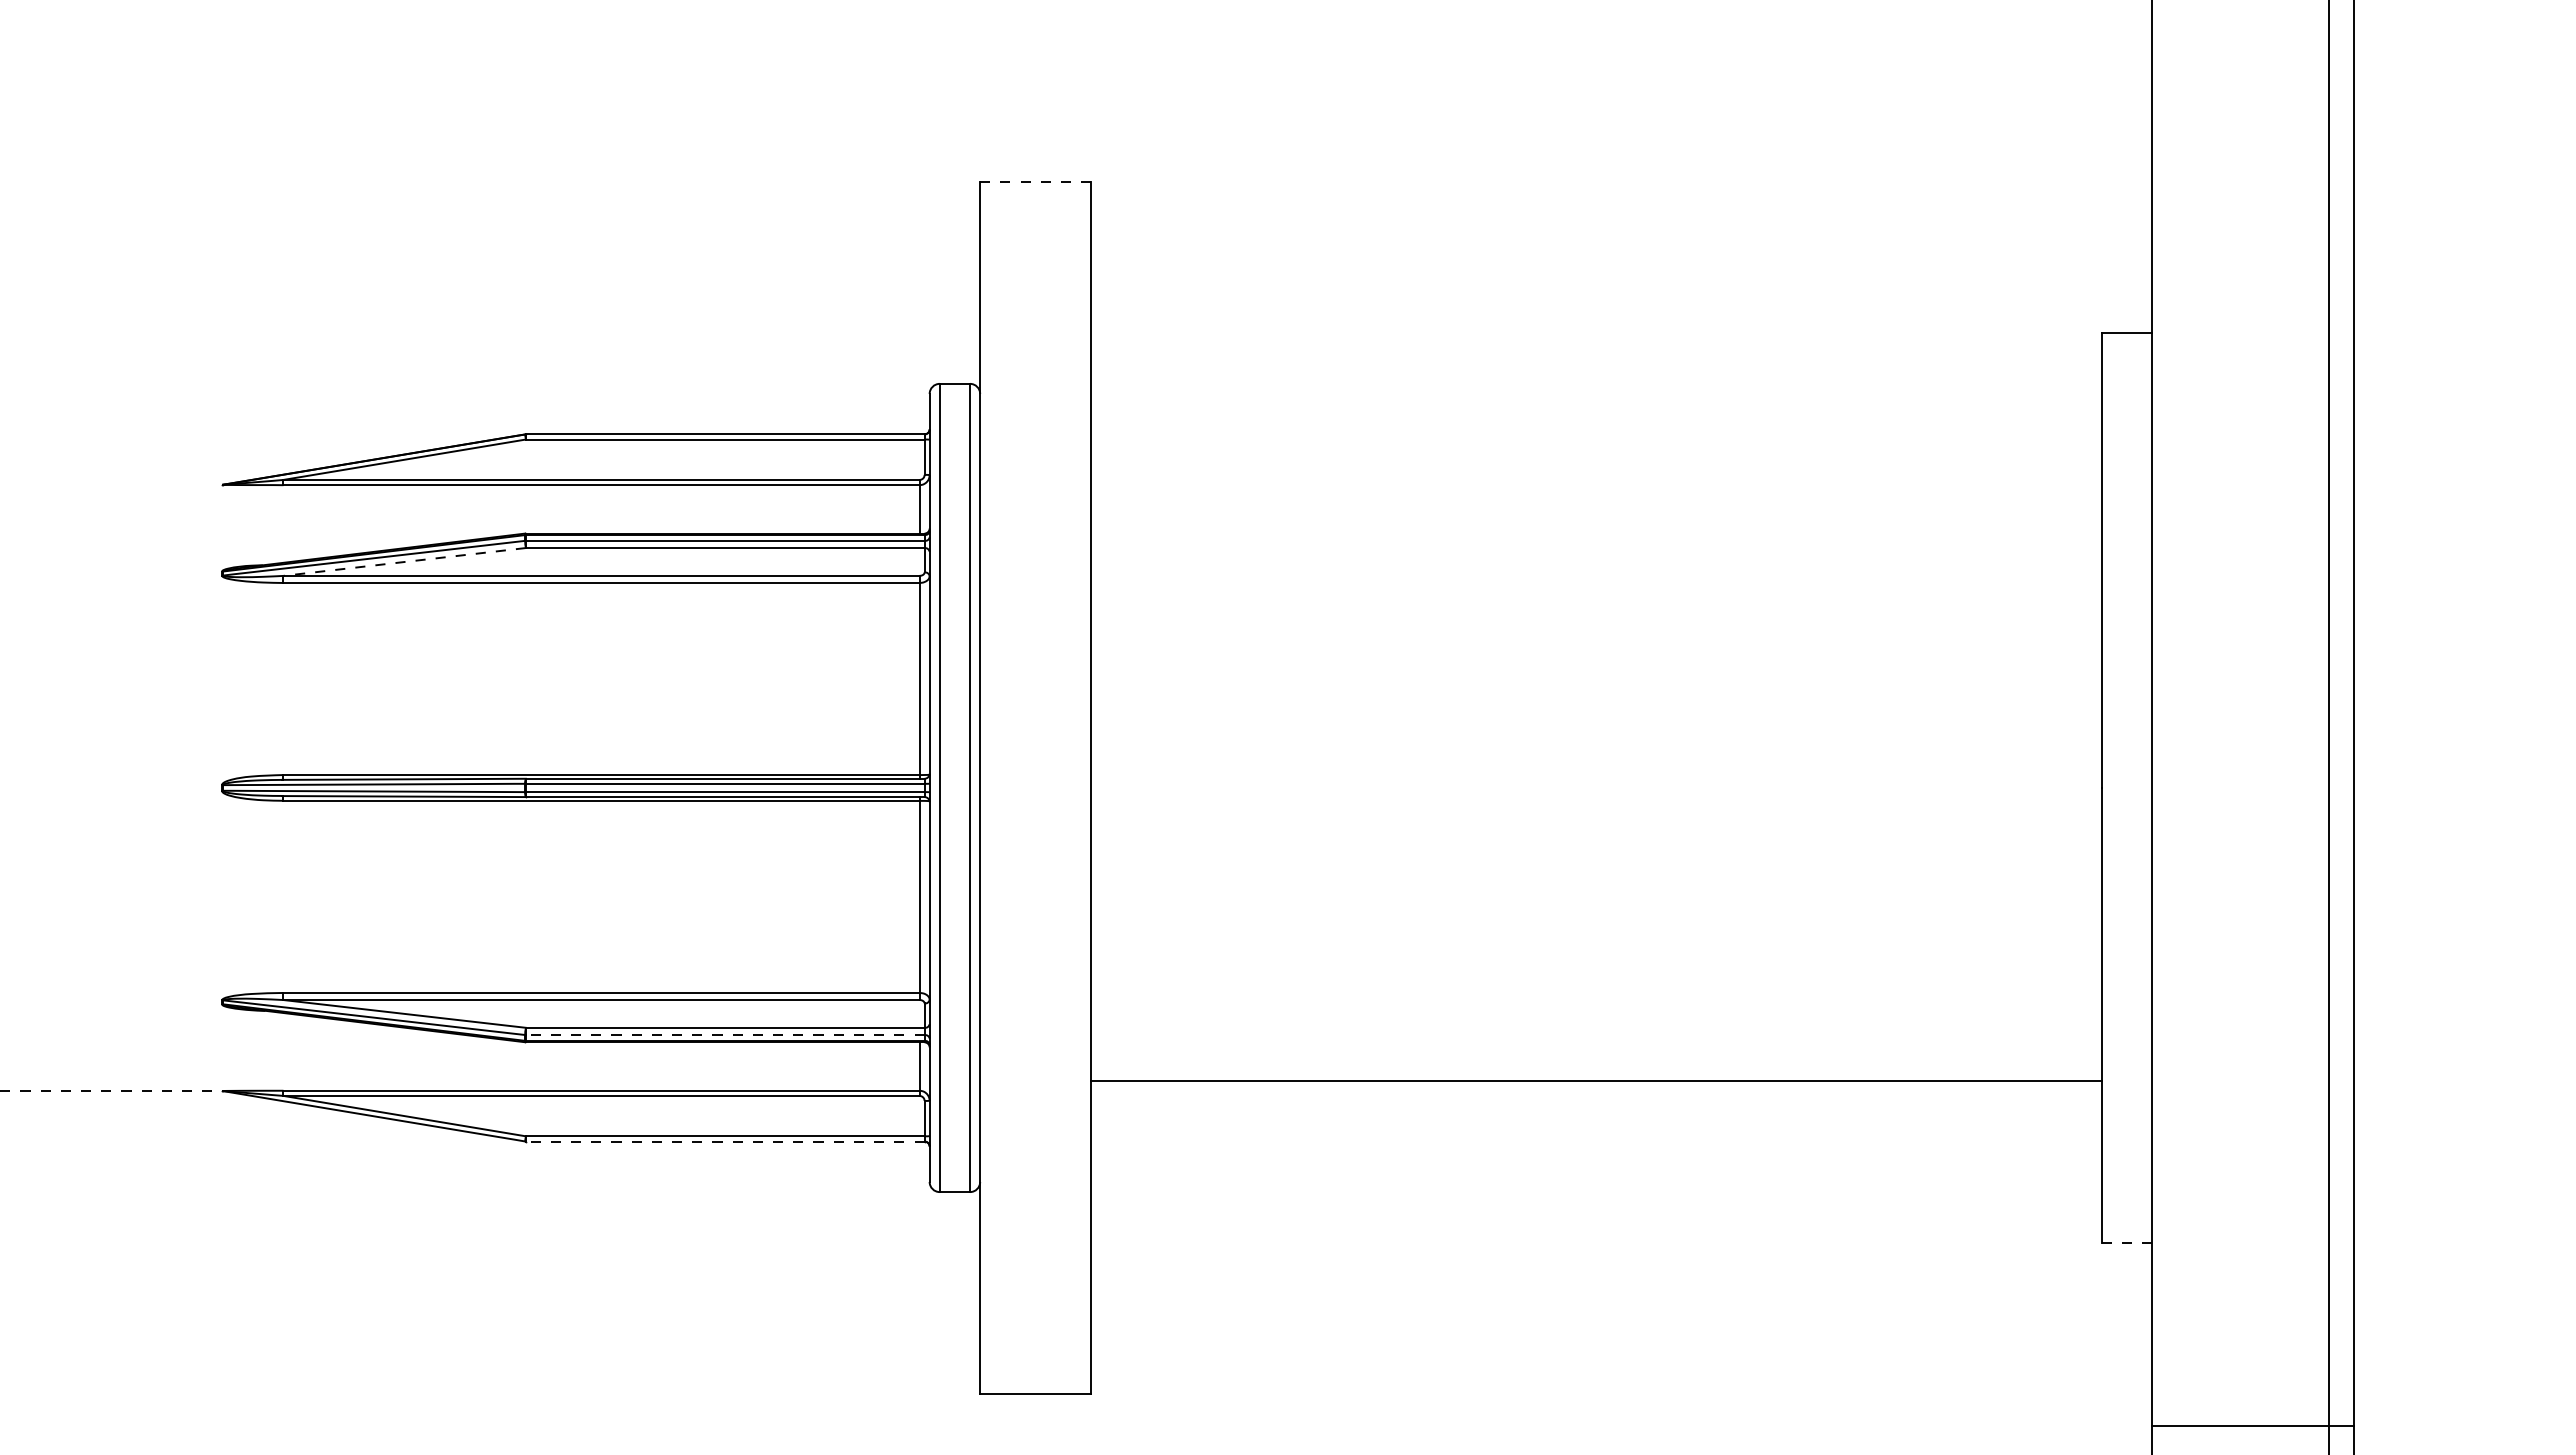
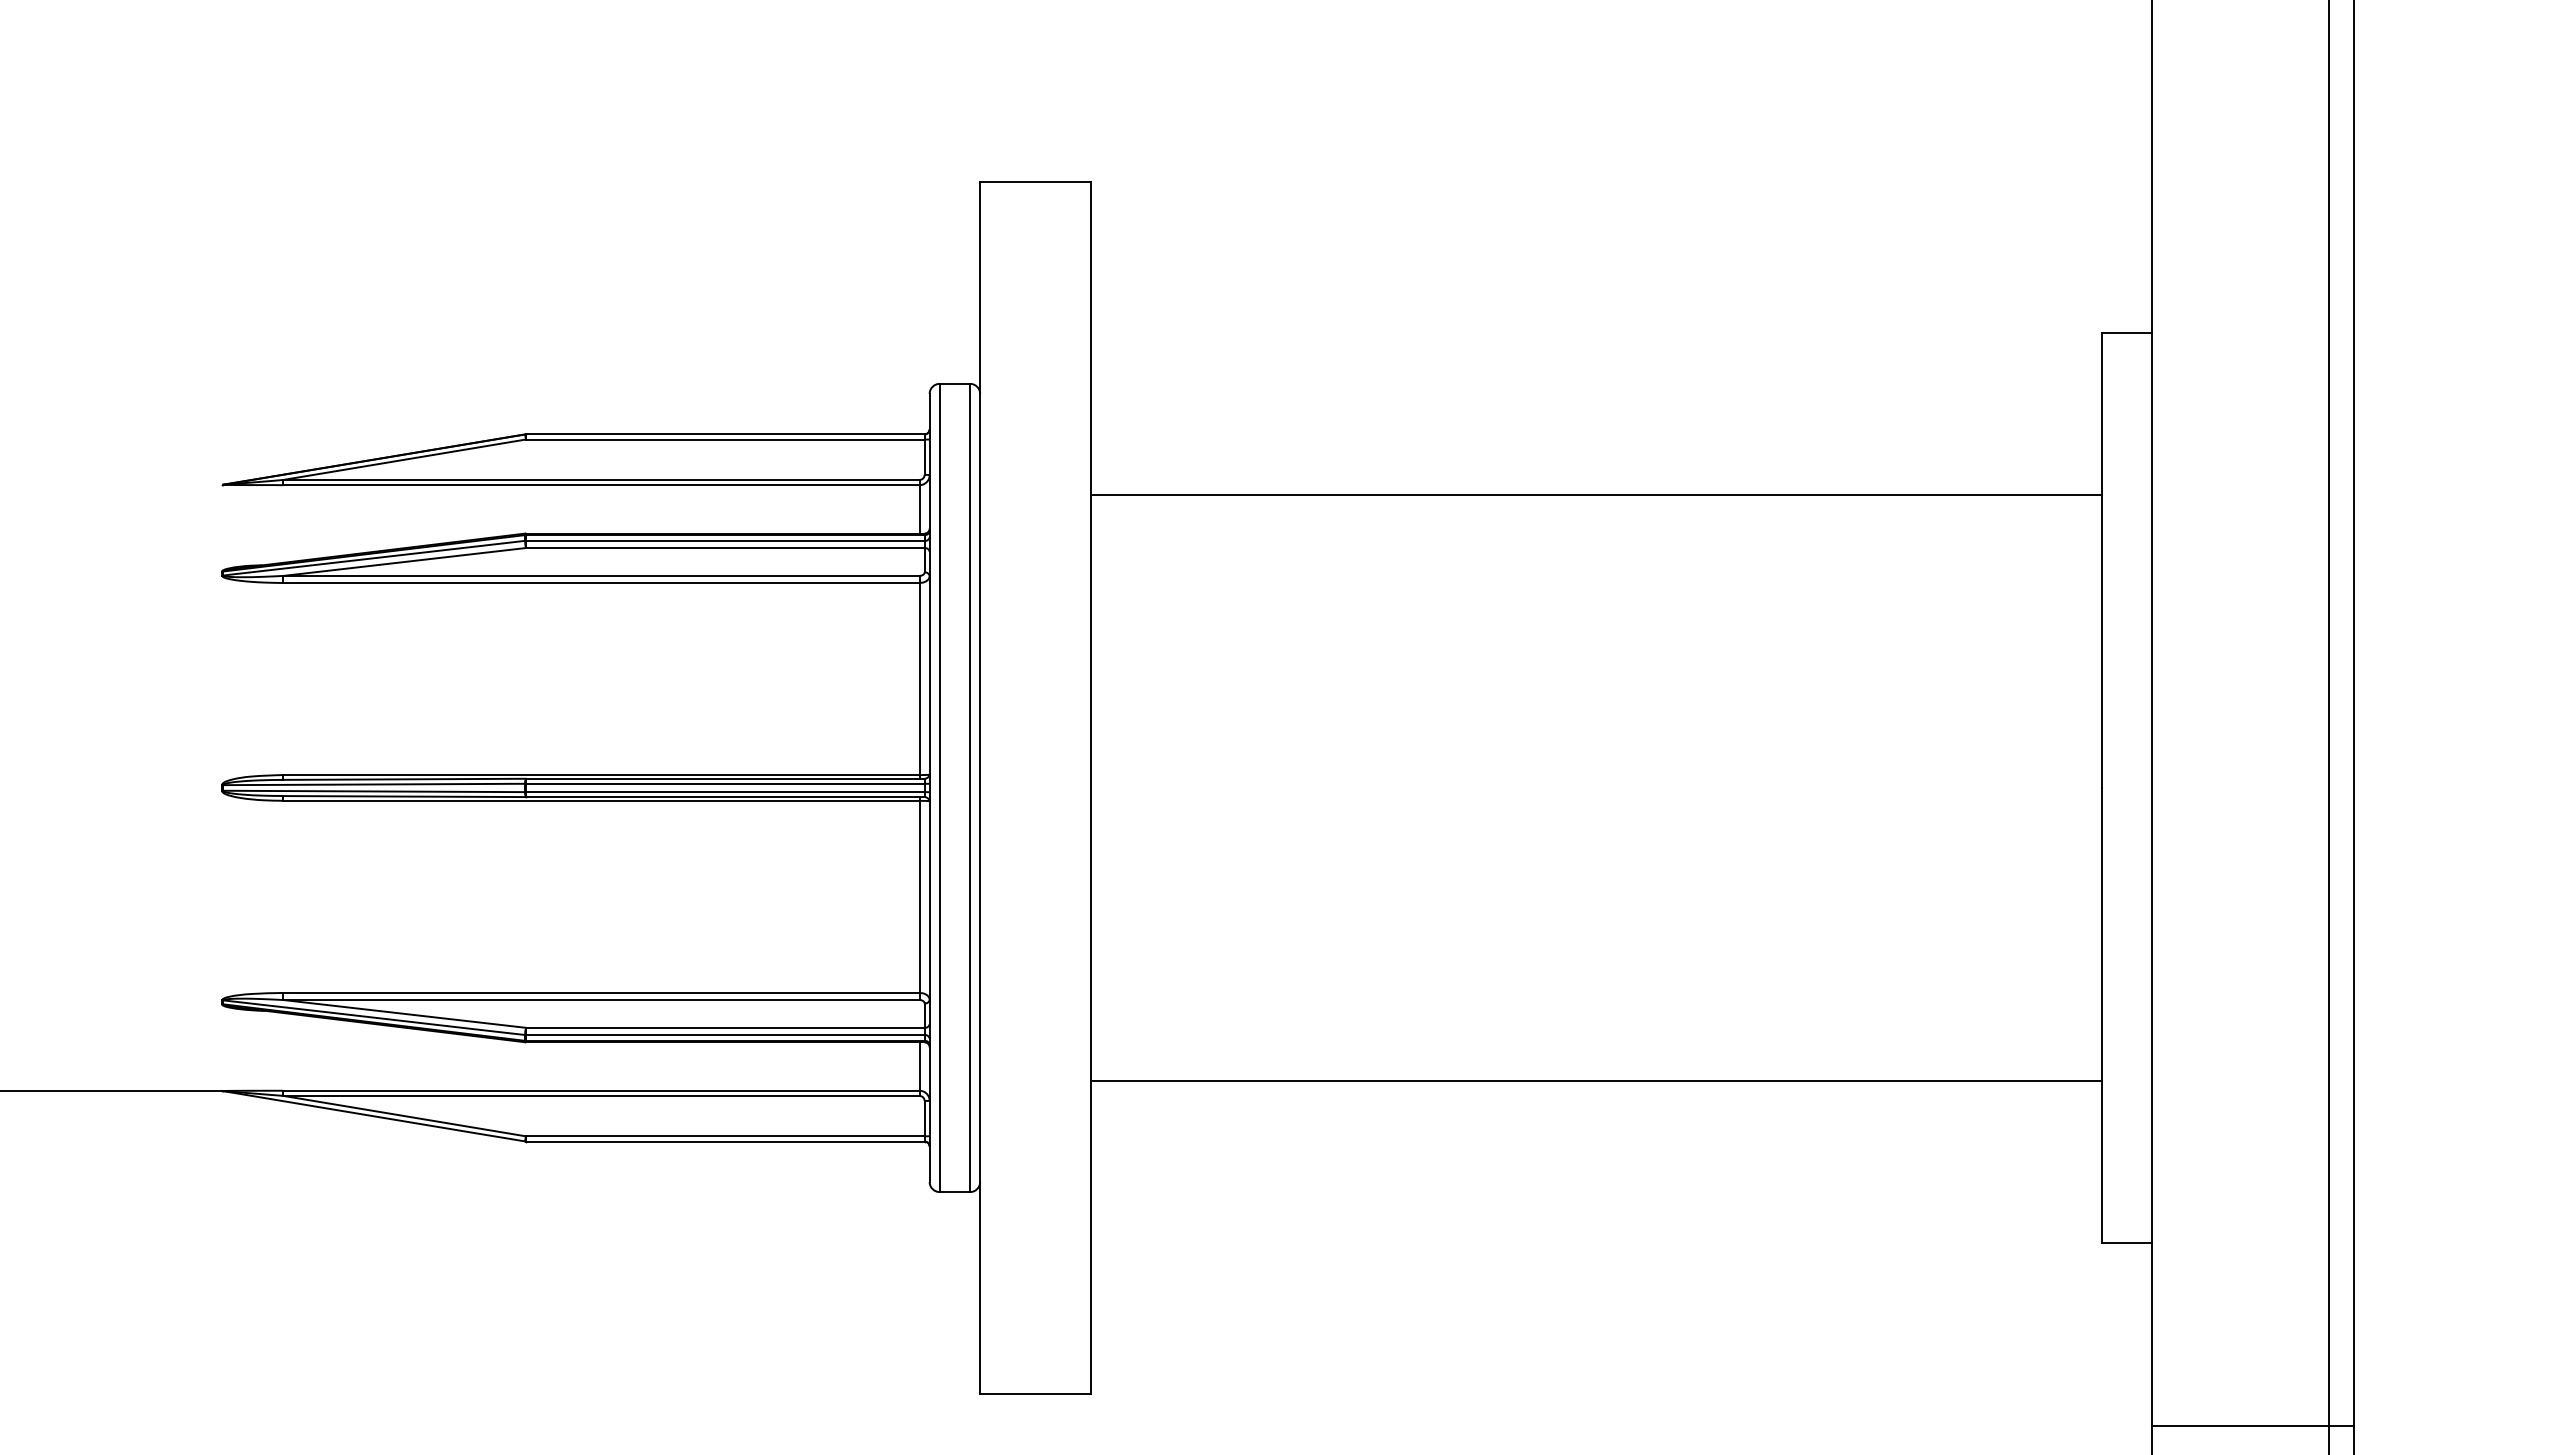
line: dashed -> solid (1035, 181)
line: none -> present (1596, 495)
line: dashed -> solid (404, 562)
line: dashed -> solid (724, 1035)
line: dashed -> solid (111, 1091)
line: dashed -> solid (724, 1141)
line: dashed -> solid (2127, 1242)
